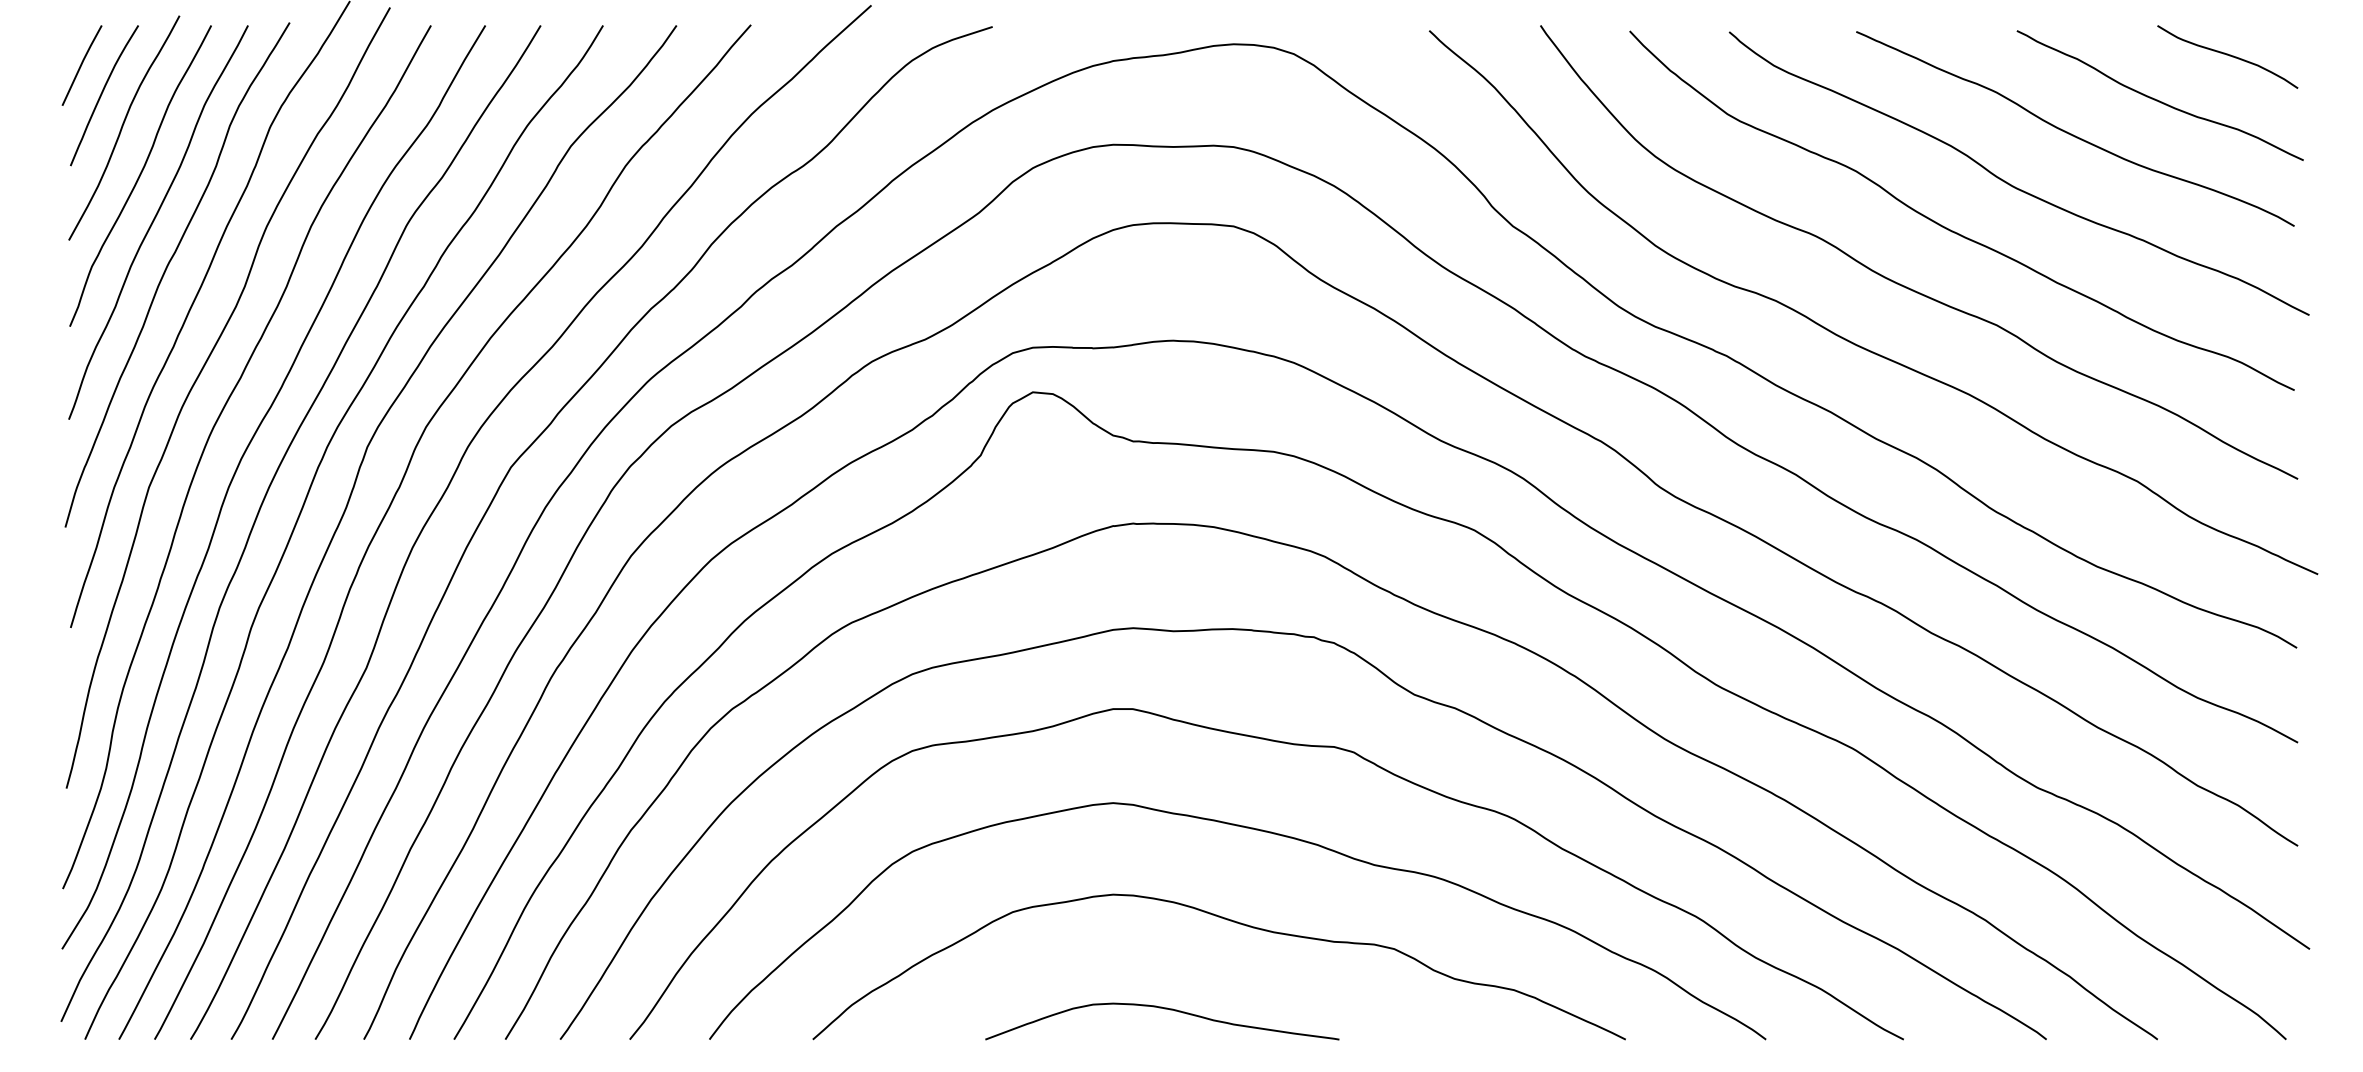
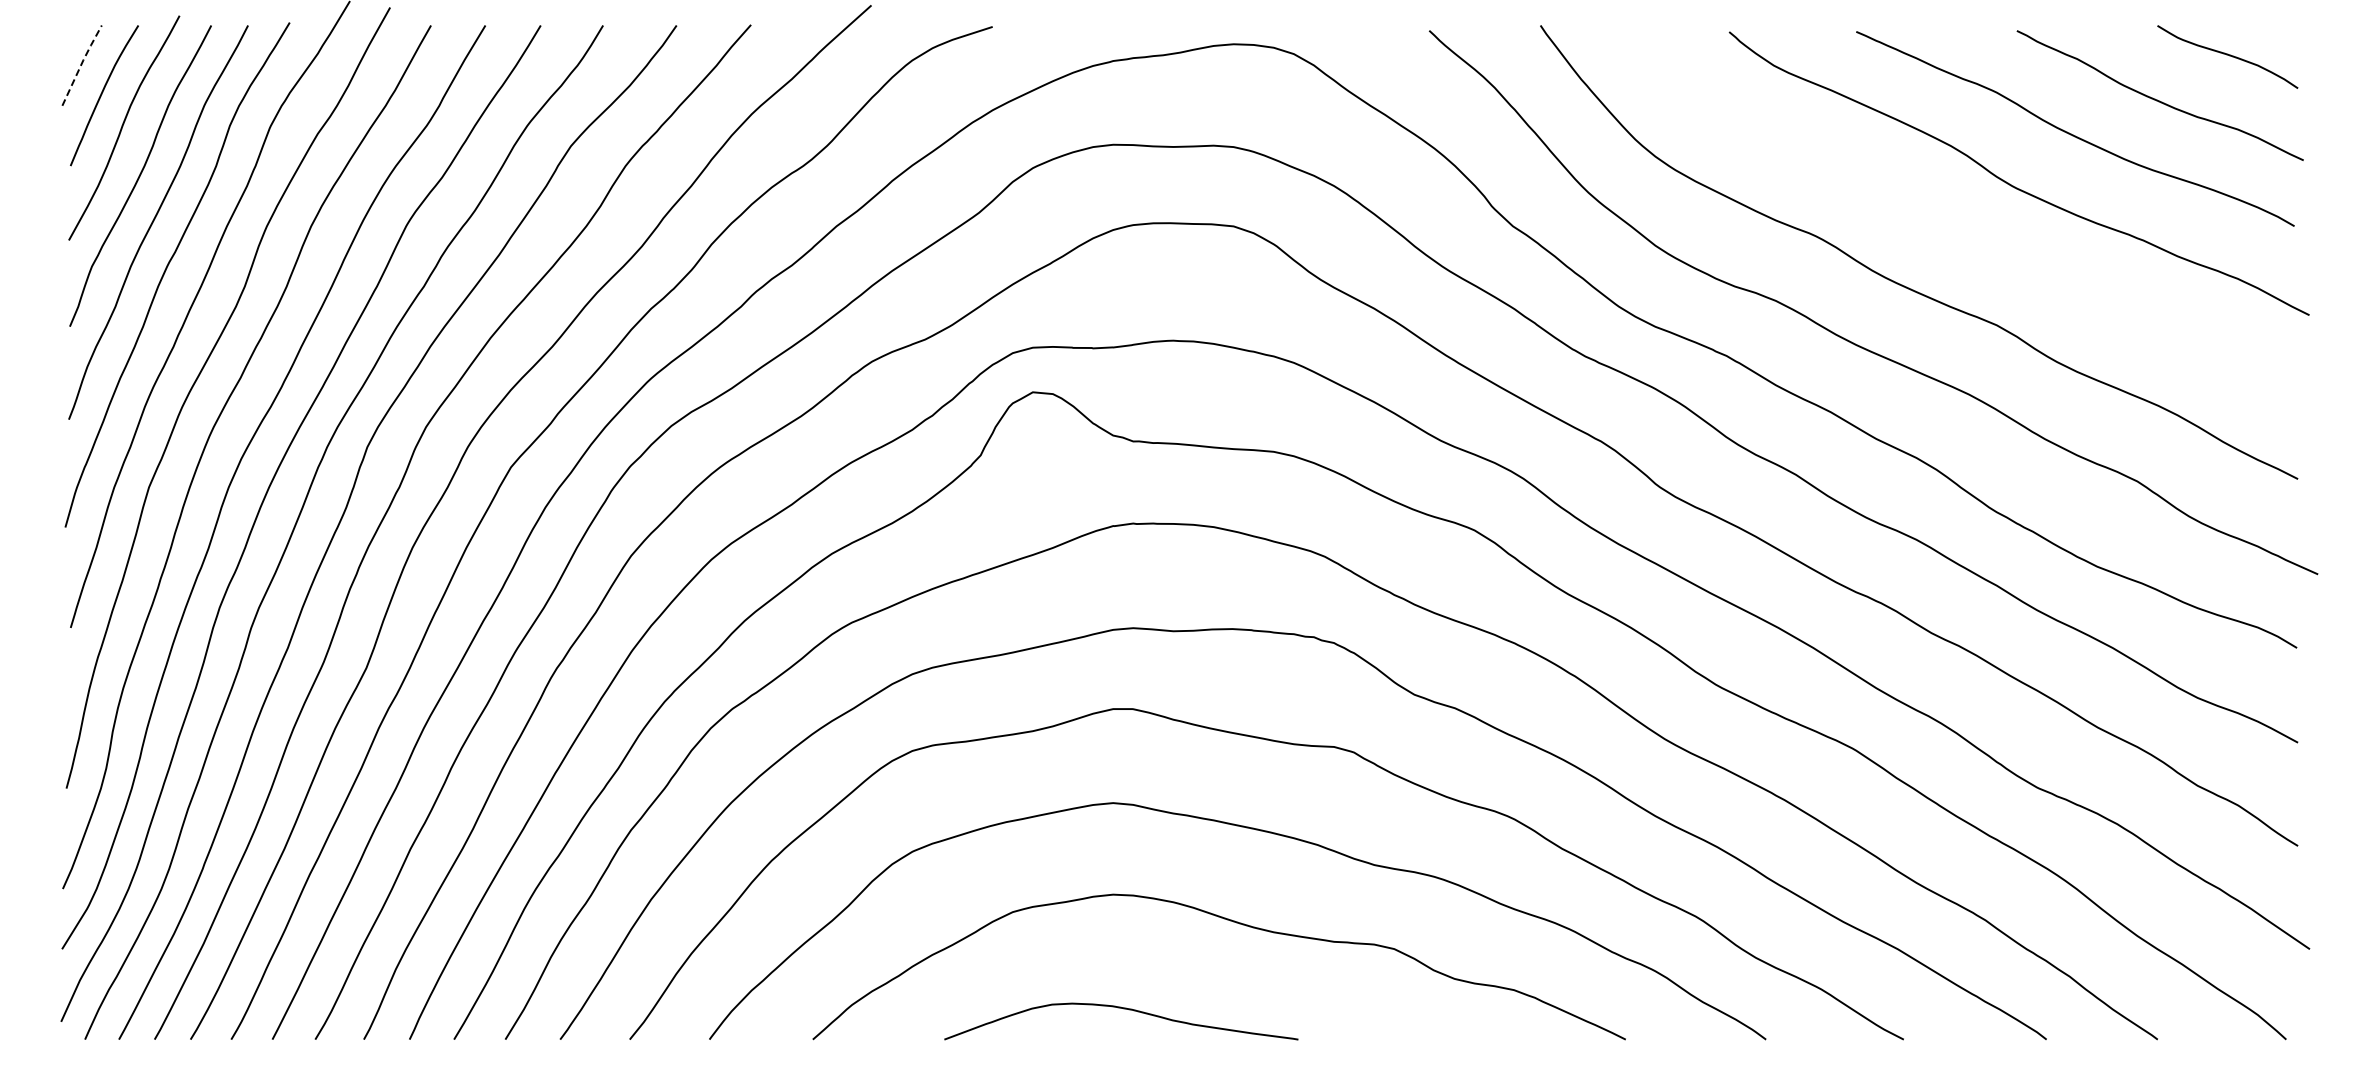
line: solid -> dashed (81, 63)
curve: present -> none (1955, 231)
curve position: (1164, 1009) -> (1123, 1009) (1123, 1009)
